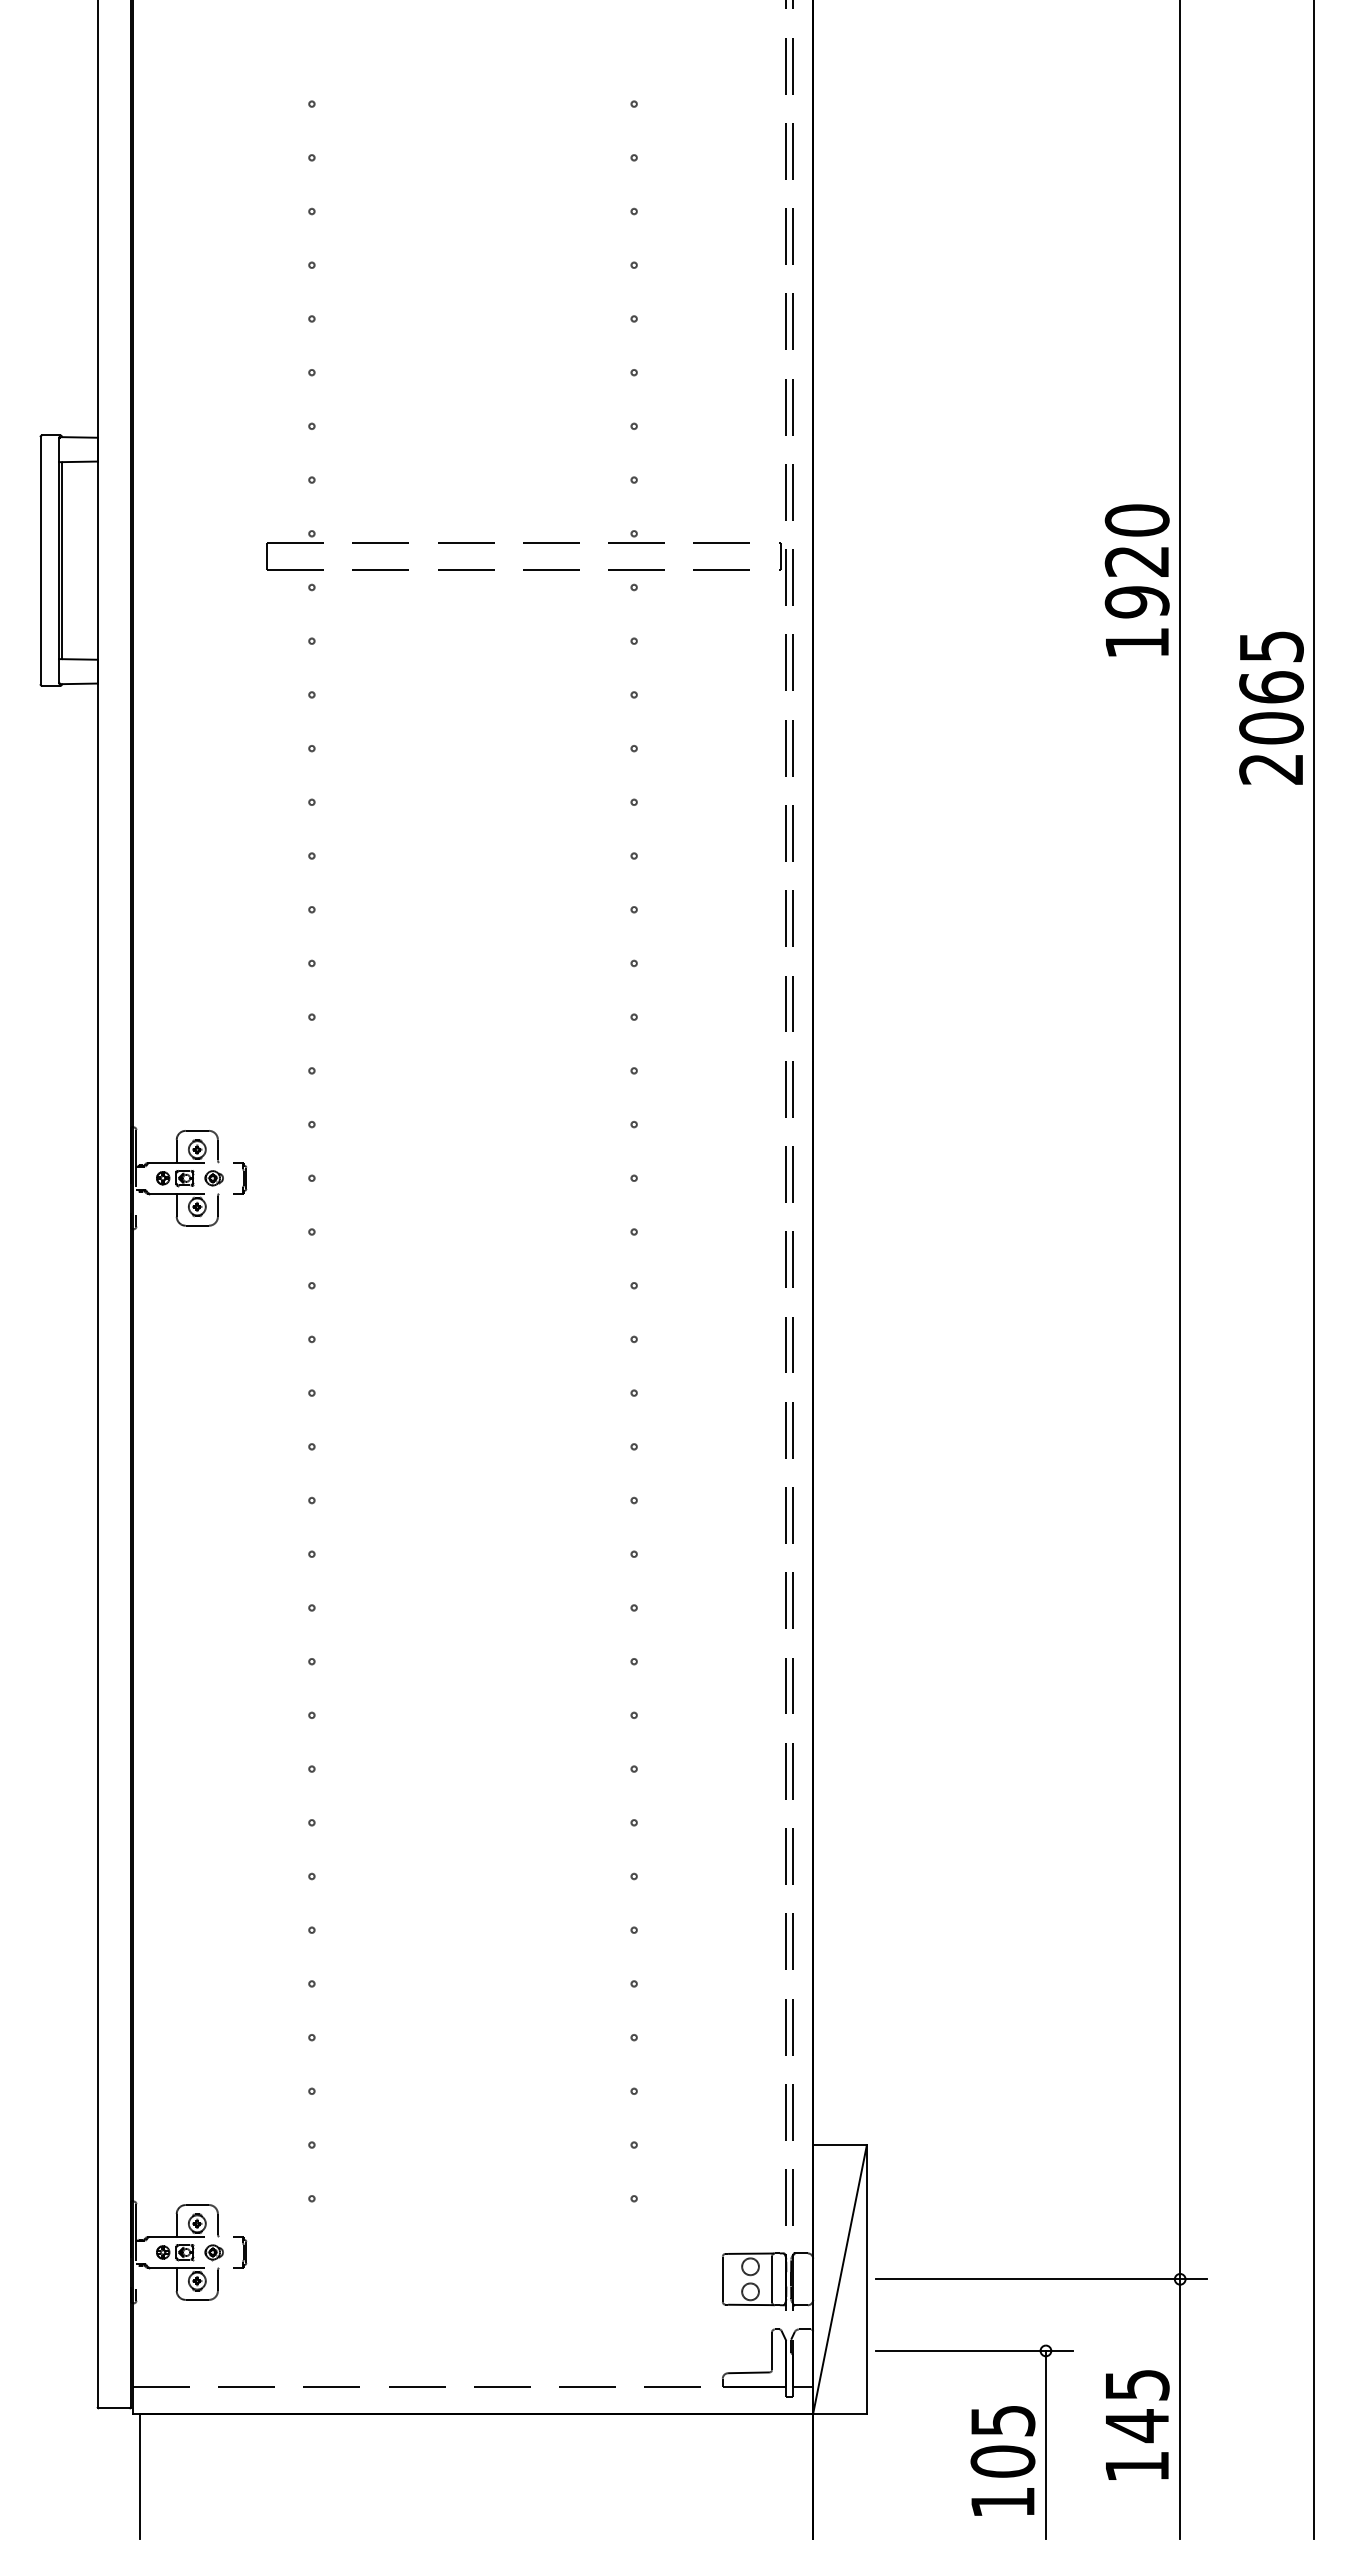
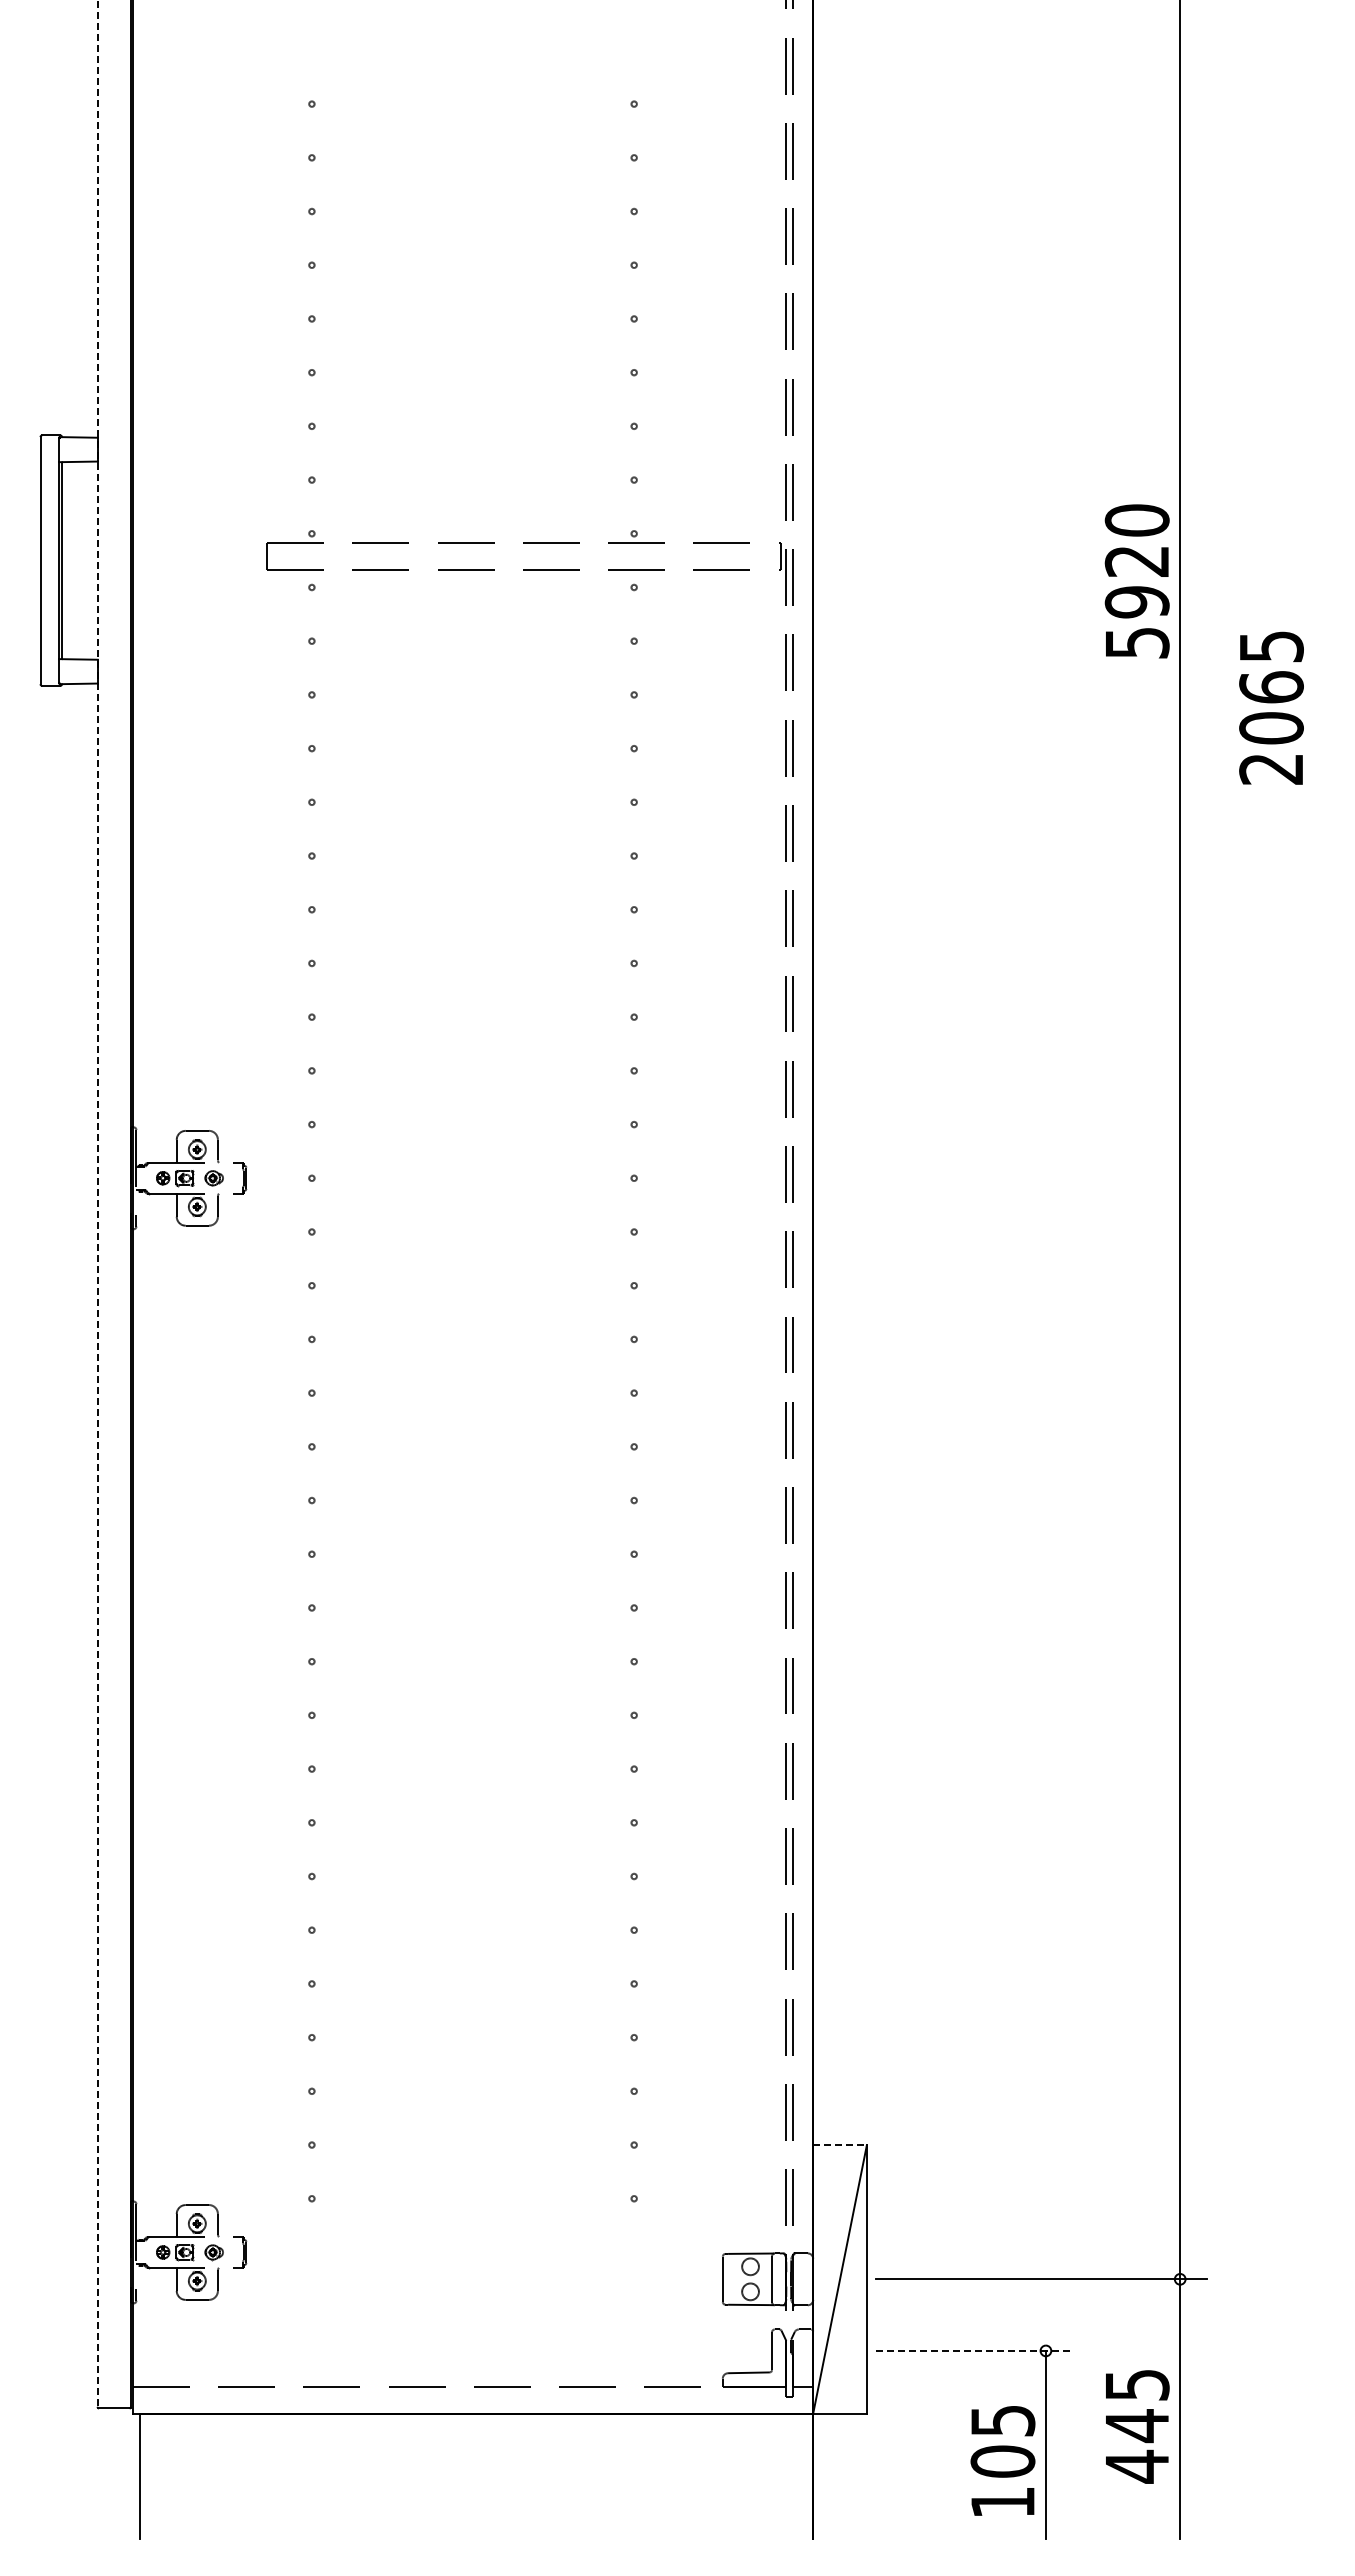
text: 1920 -> 5920 (1137, 643)
line: solid -> dashed (97, 1203)
line: present -> none (1314, 1270)
line: solid -> dashed (840, 2145)
line: solid -> dashed (974, 2350)
text: 145 -> 445 (1137, 2466)
